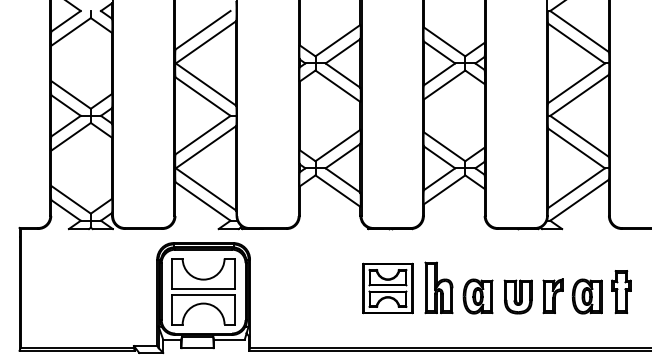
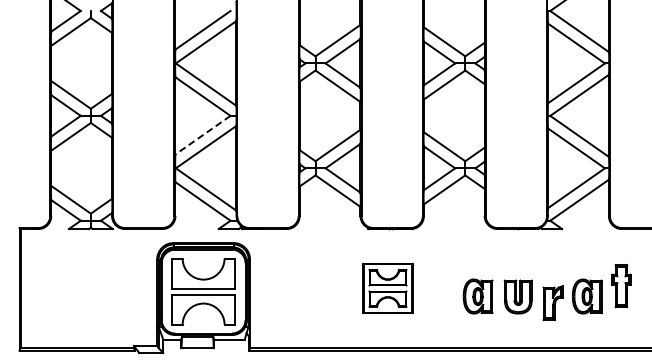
line: solid -> dashed (203, 135)
part: present -> none (438, 287)
part position: (621, 292) -> (621, 286) (621, 286)
part position: (552, 296) -> (552, 303) (552, 303)
